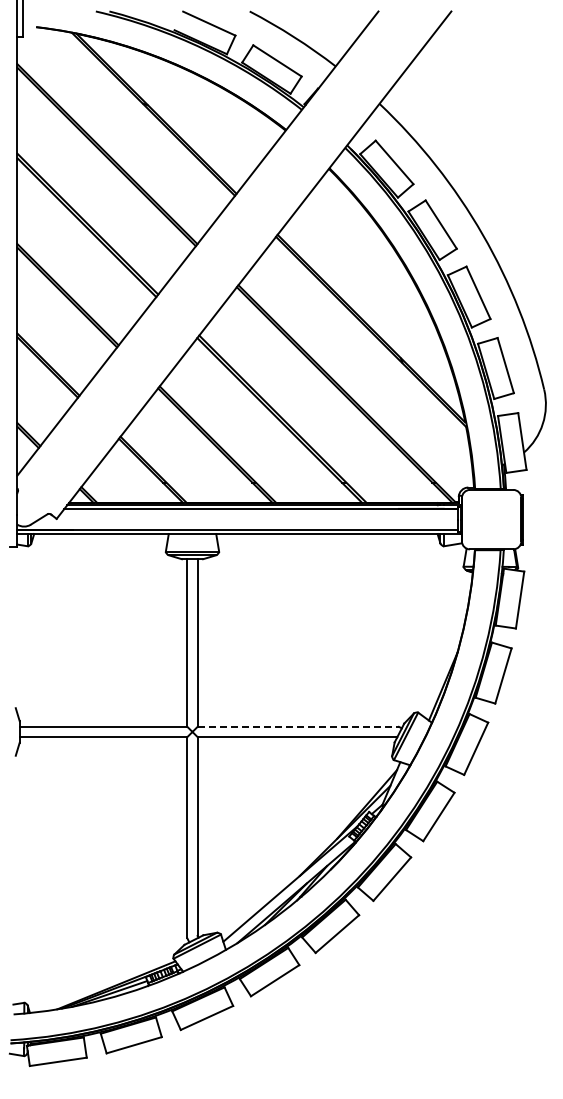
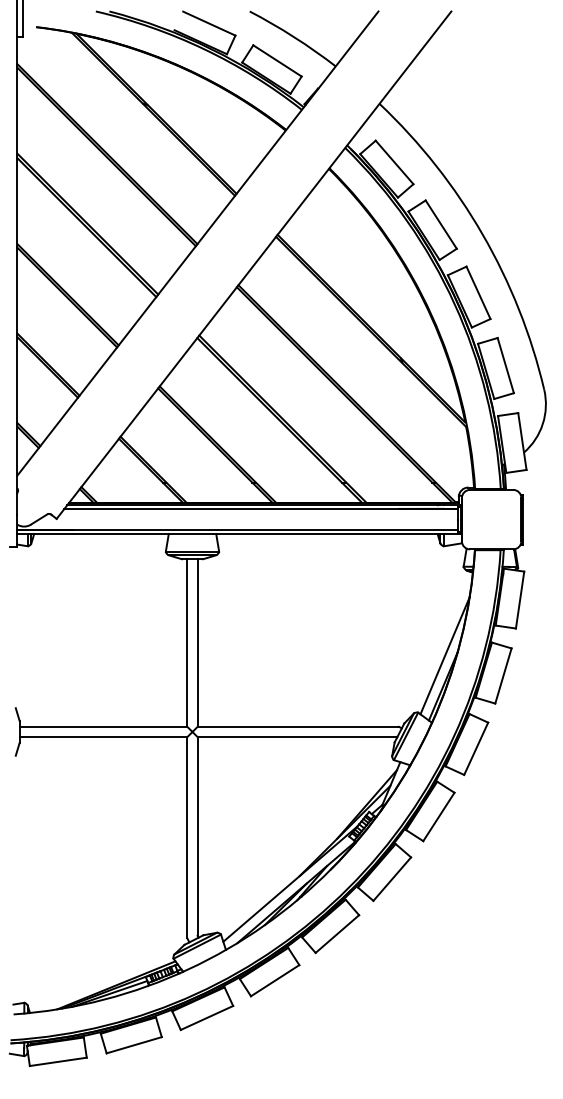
line: none -> present (444, 655)
line: dashed -> solid (298, 726)
